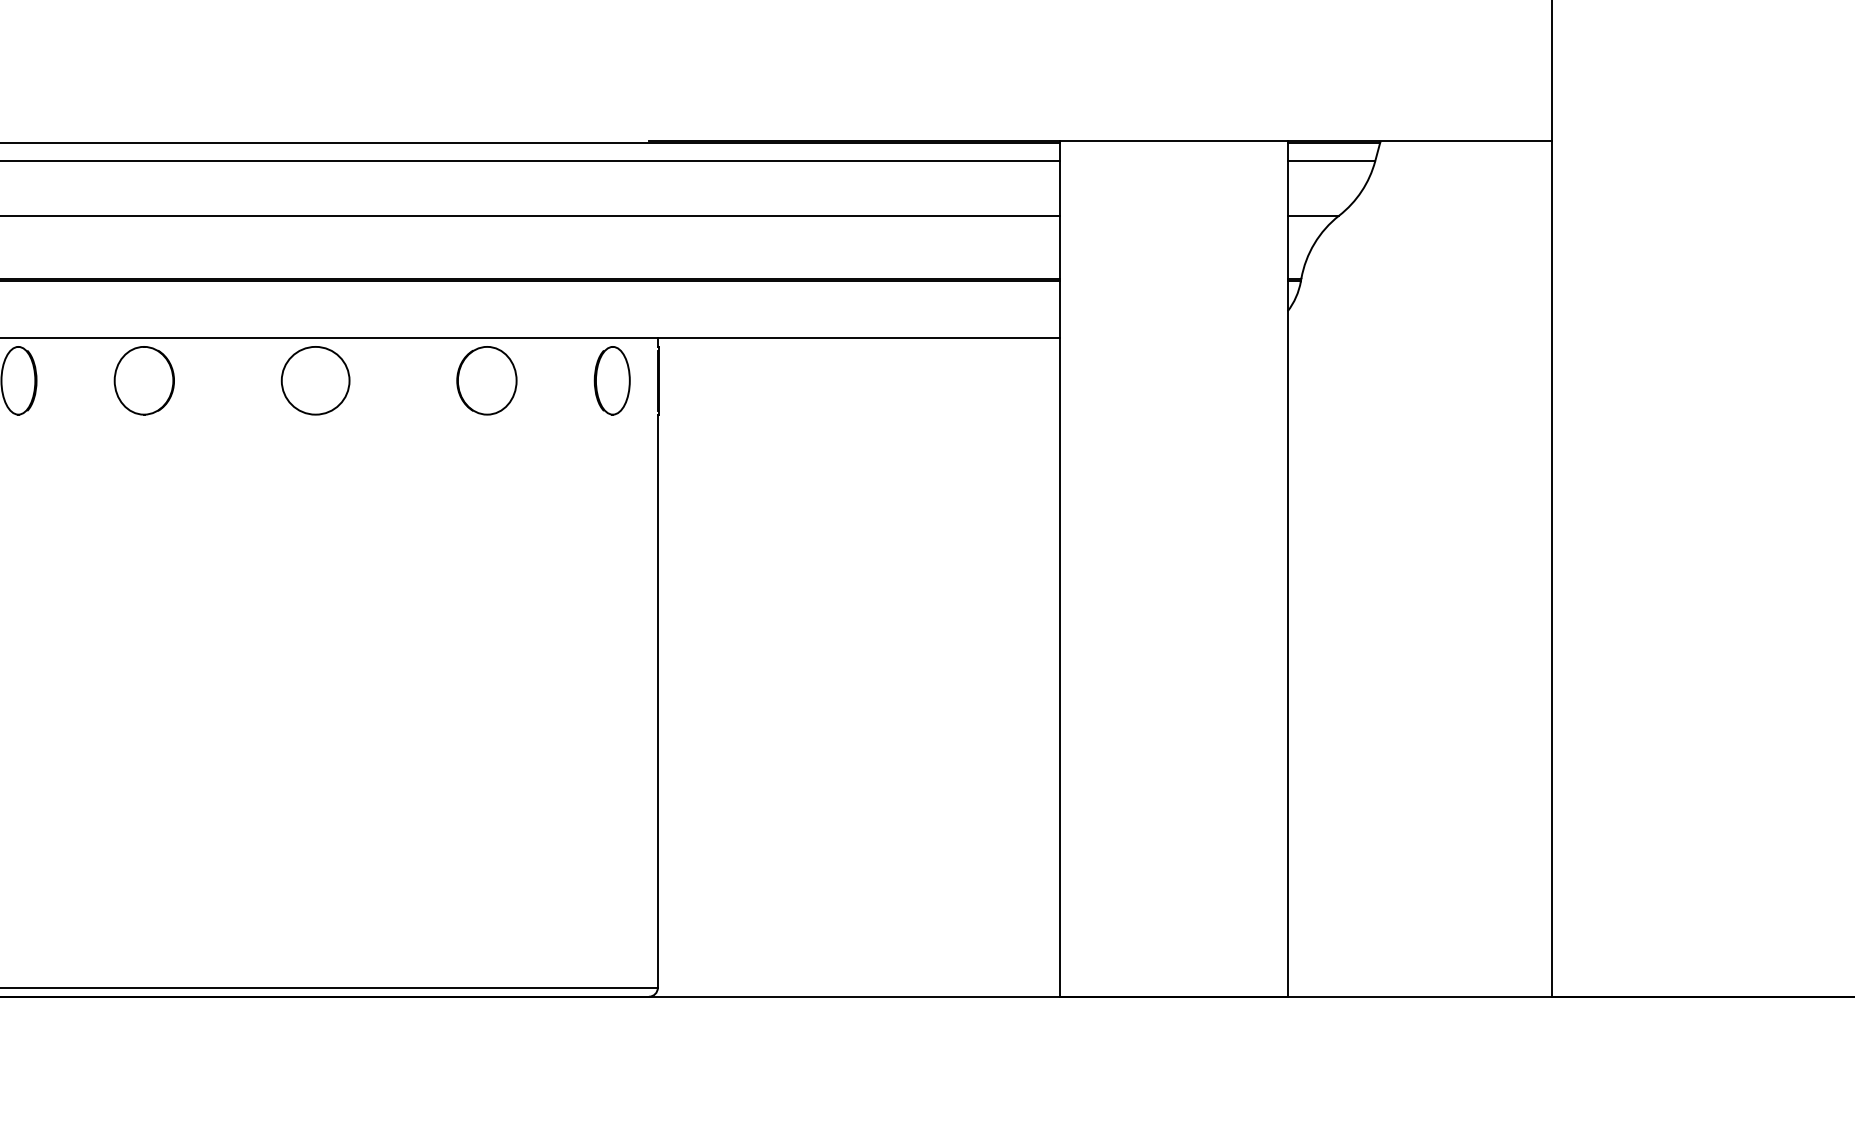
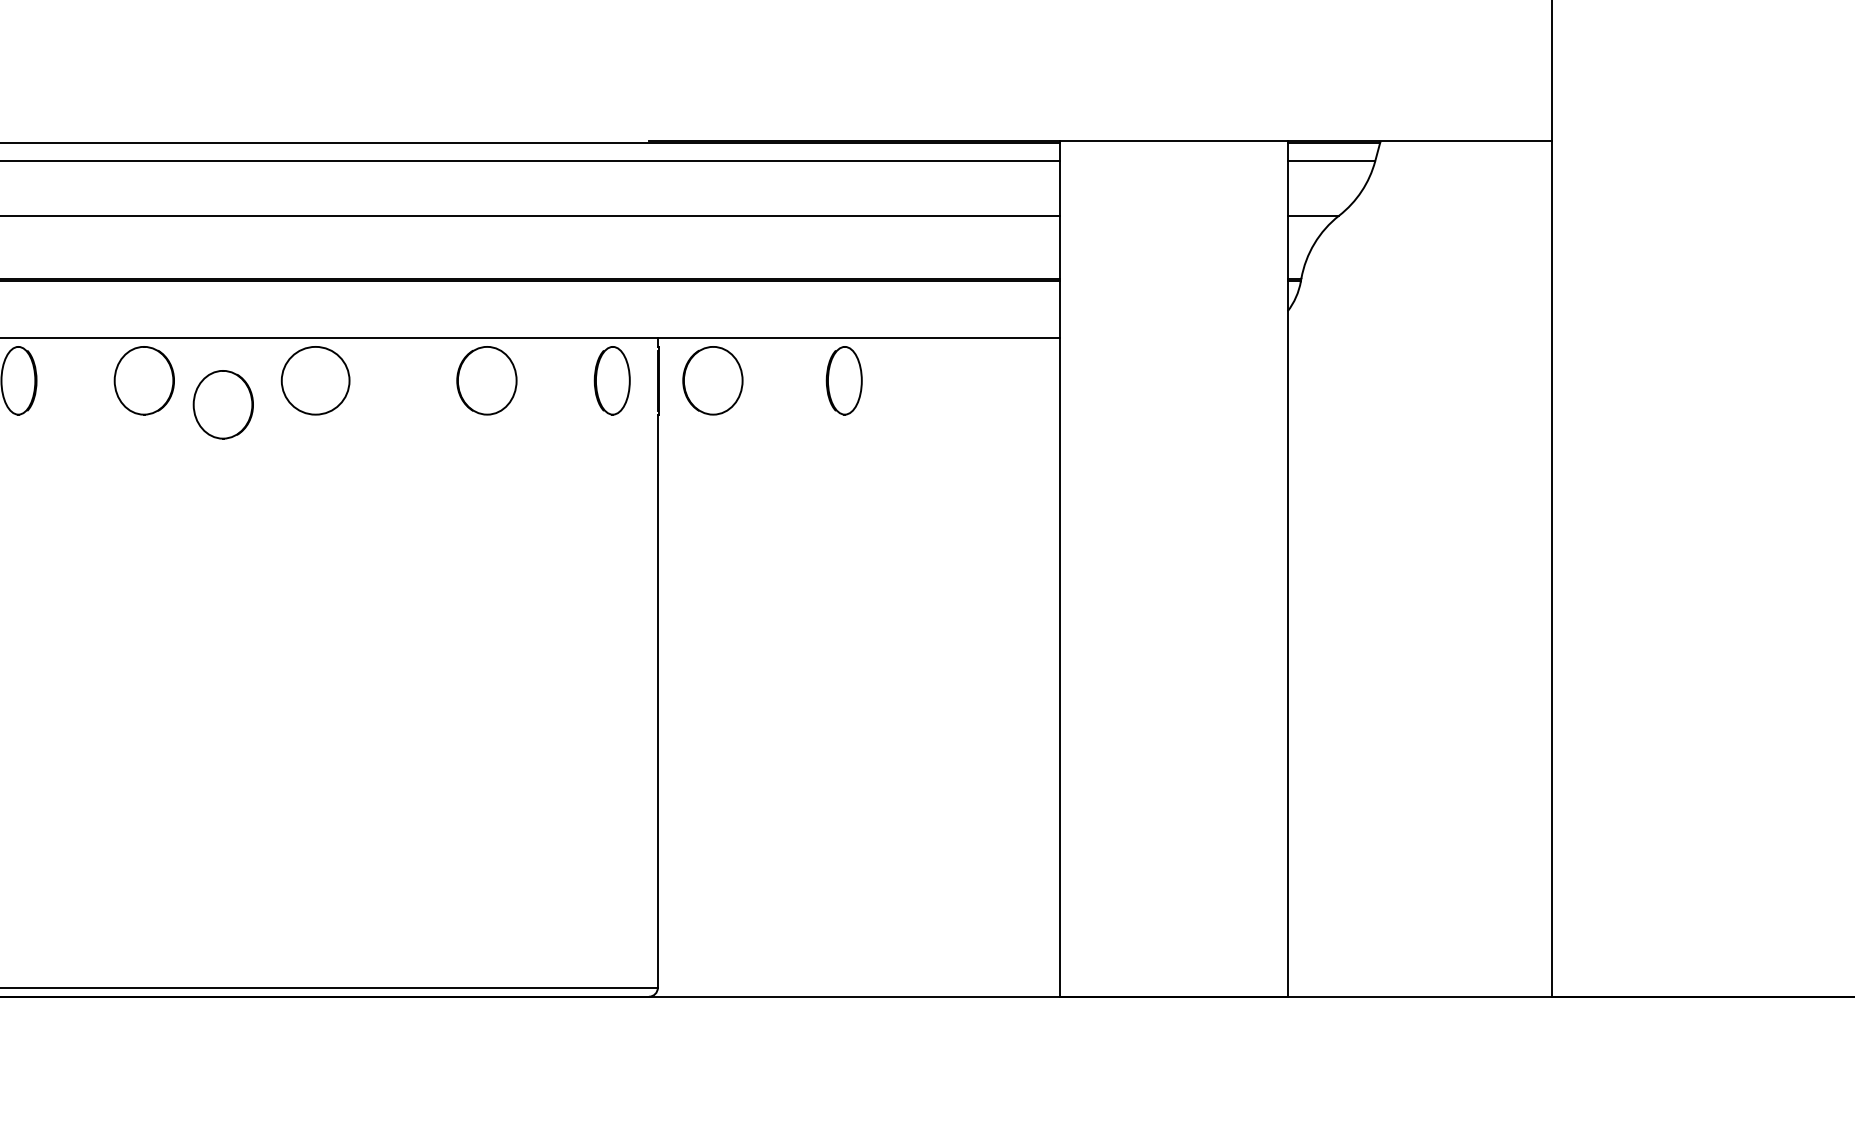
part: none -> present (712, 380)
part: none -> present (843, 380)
part: none -> present (222, 404)
